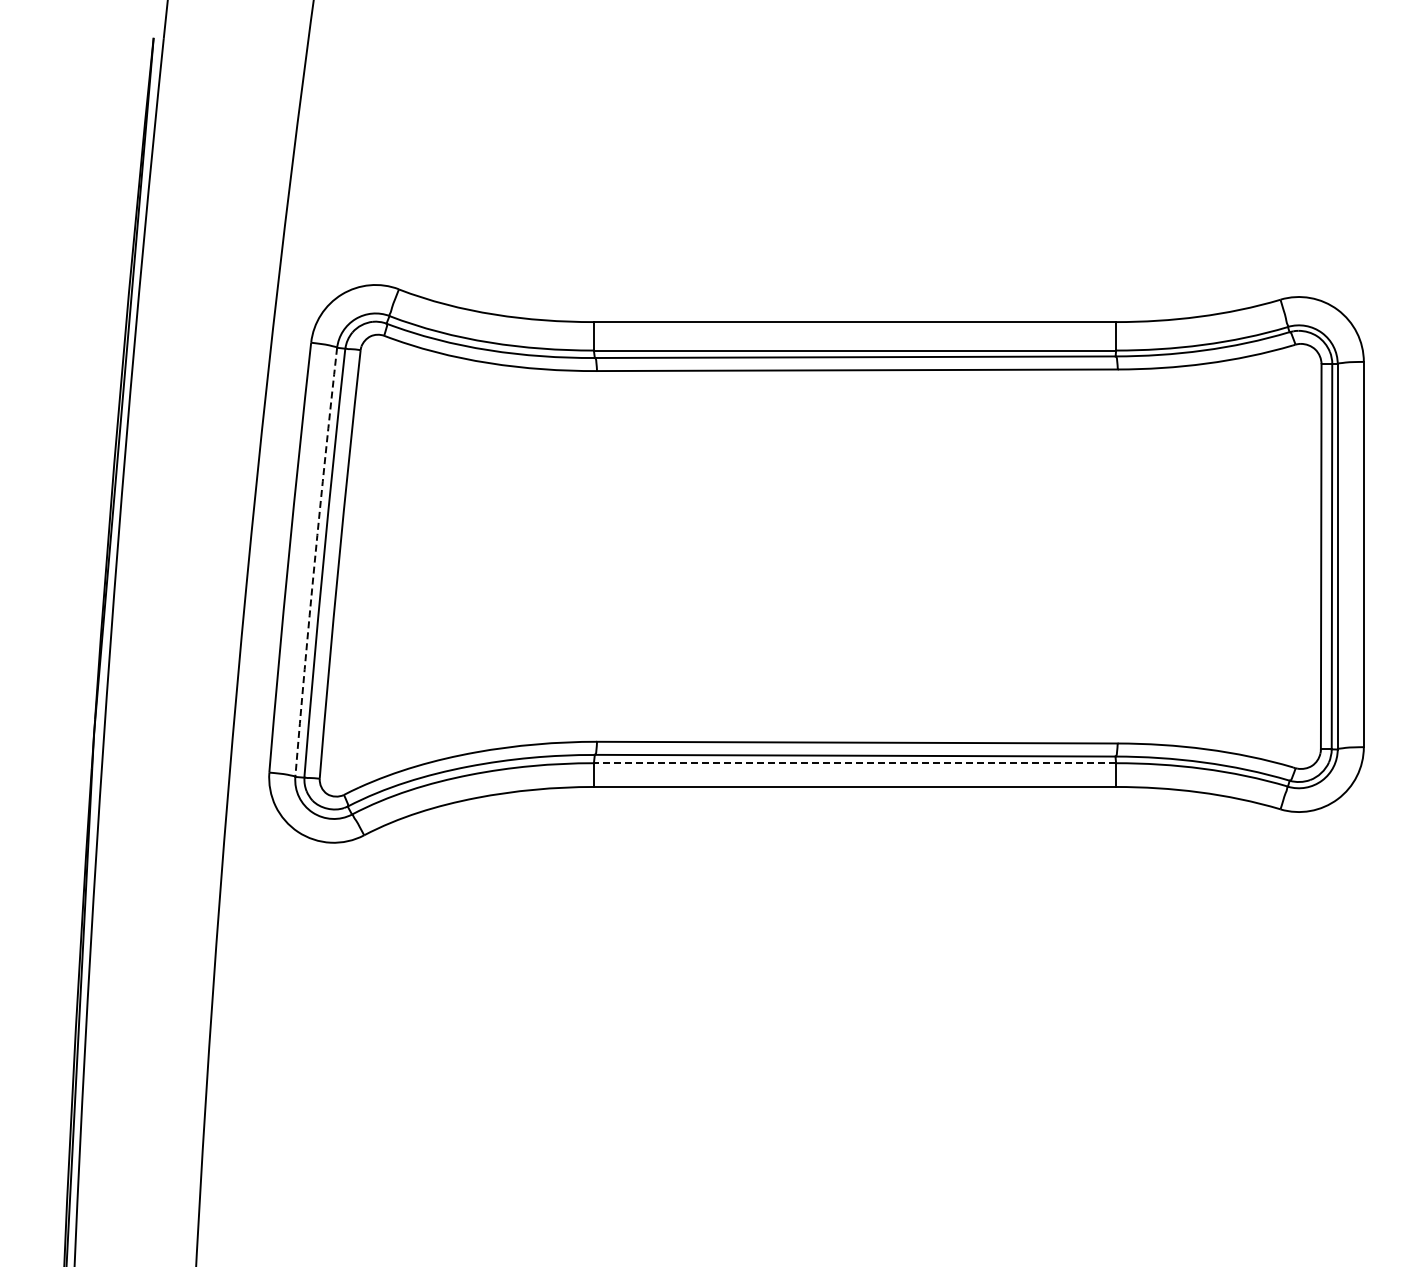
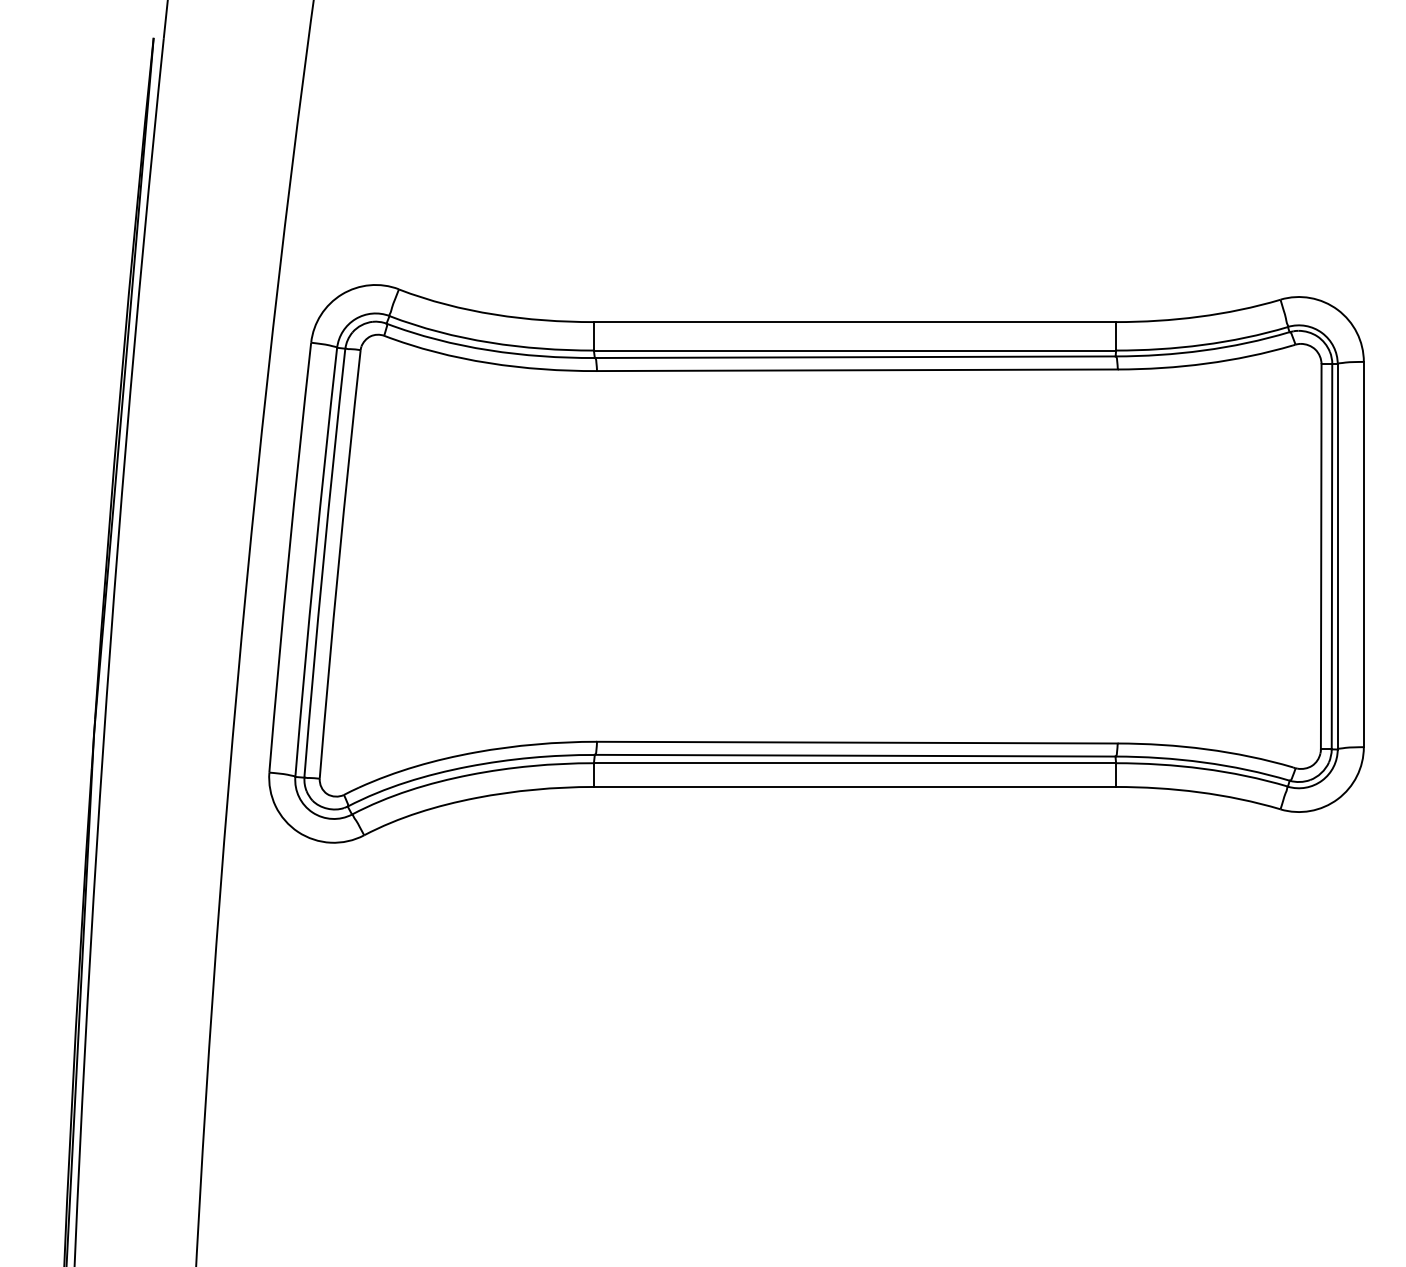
arc: dashed -> solid (314, 562)
line: dashed -> solid (854, 763)
